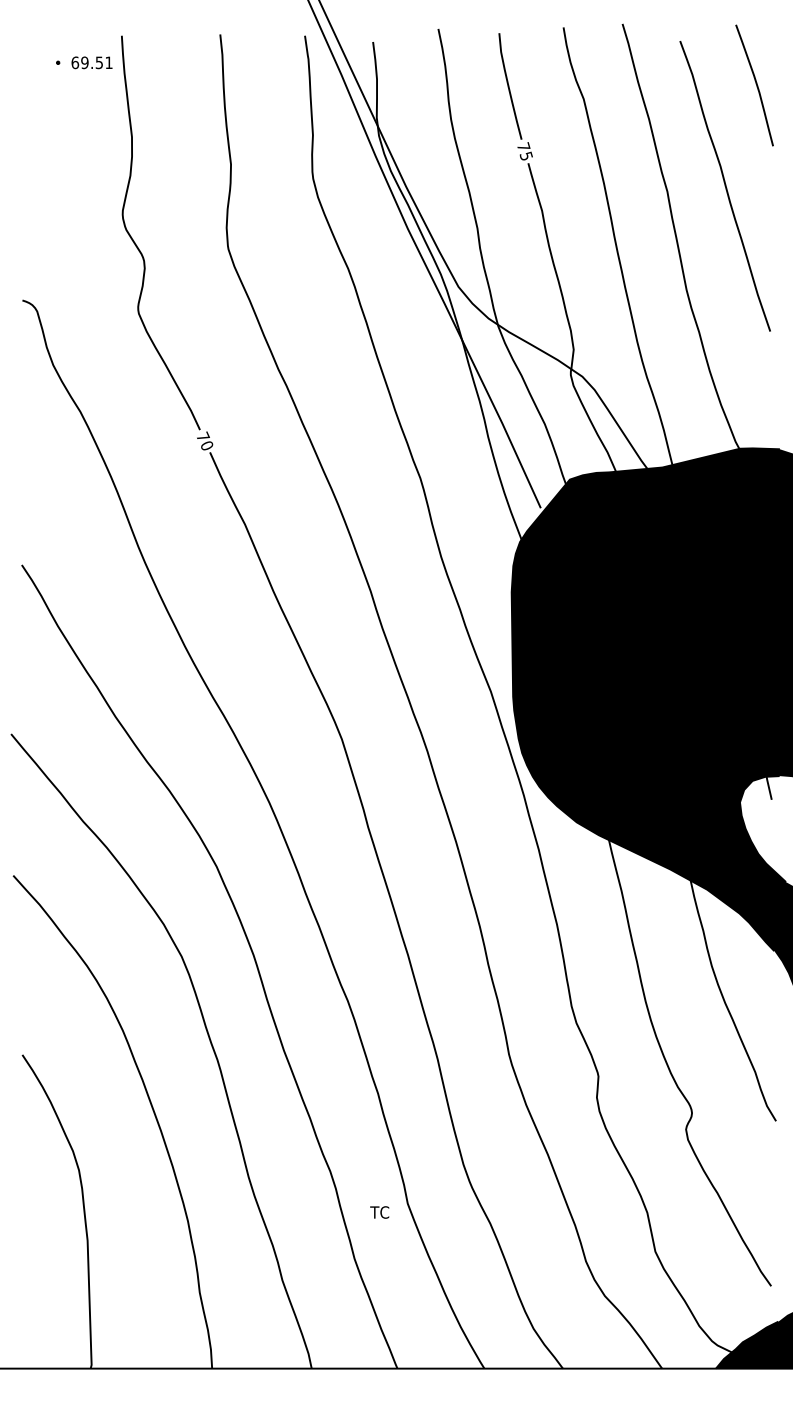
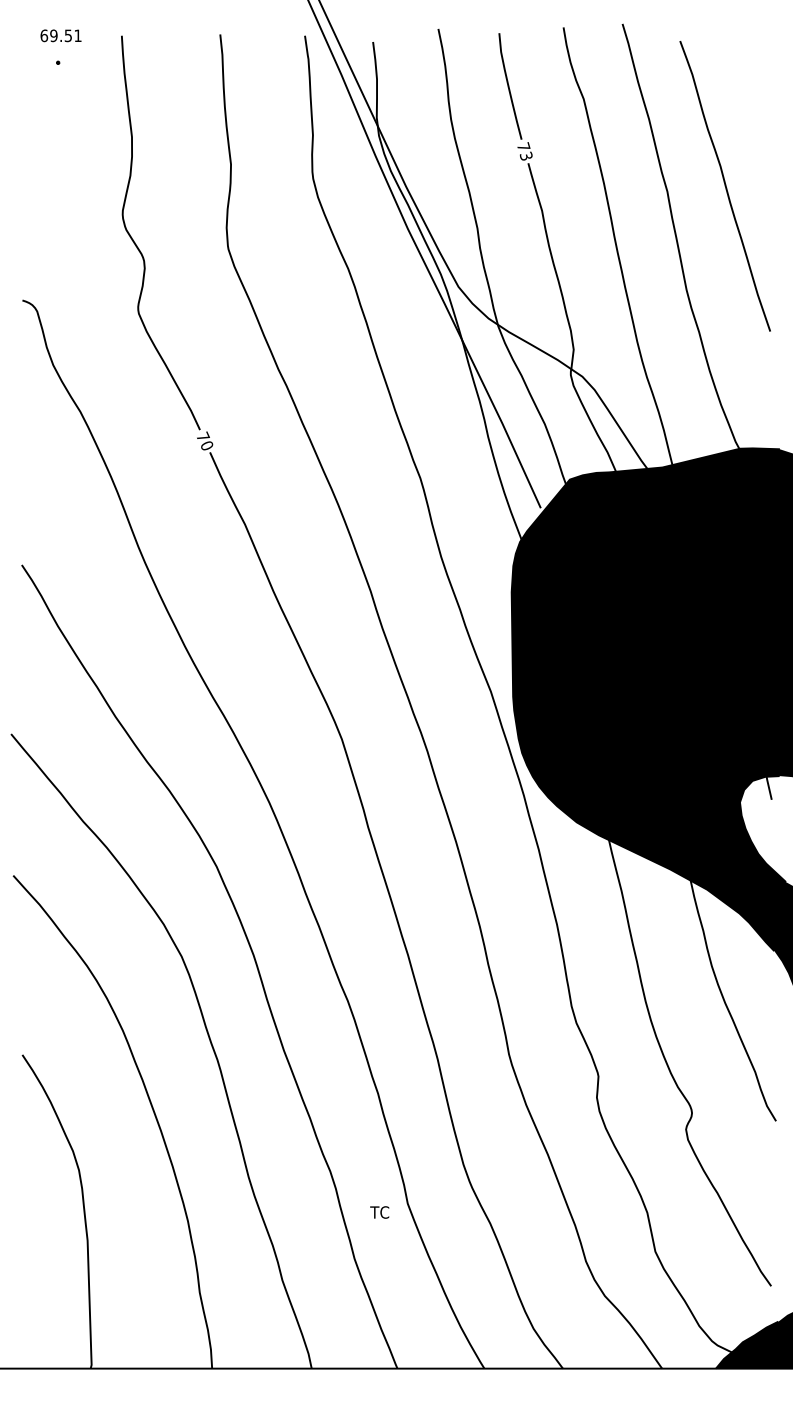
text position: (91, 62) -> (60, 35) (60, 35)
curve: present -> none (755, 84)
text: 75 -> 73 (526, 155)
